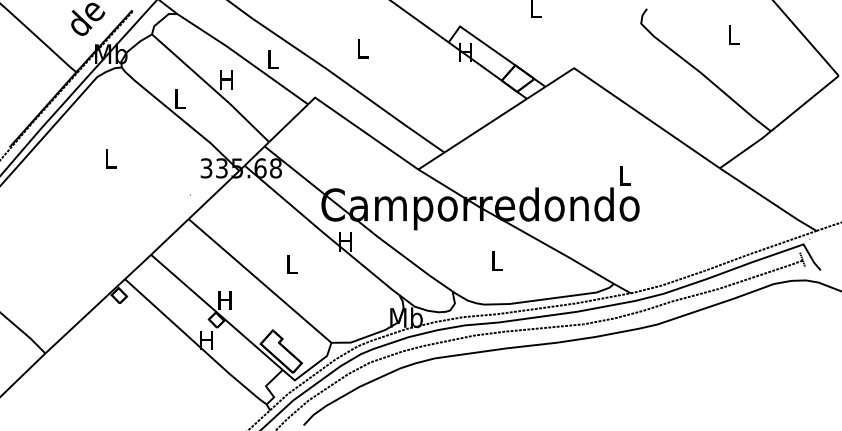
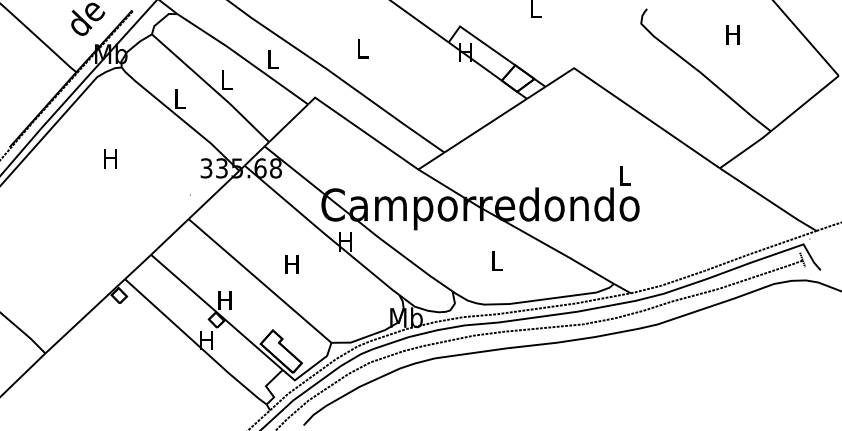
text: L -> H (732, 34)
text: H -> L (226, 79)
text: L -> H (110, 158)
text: L -> H (291, 264)
